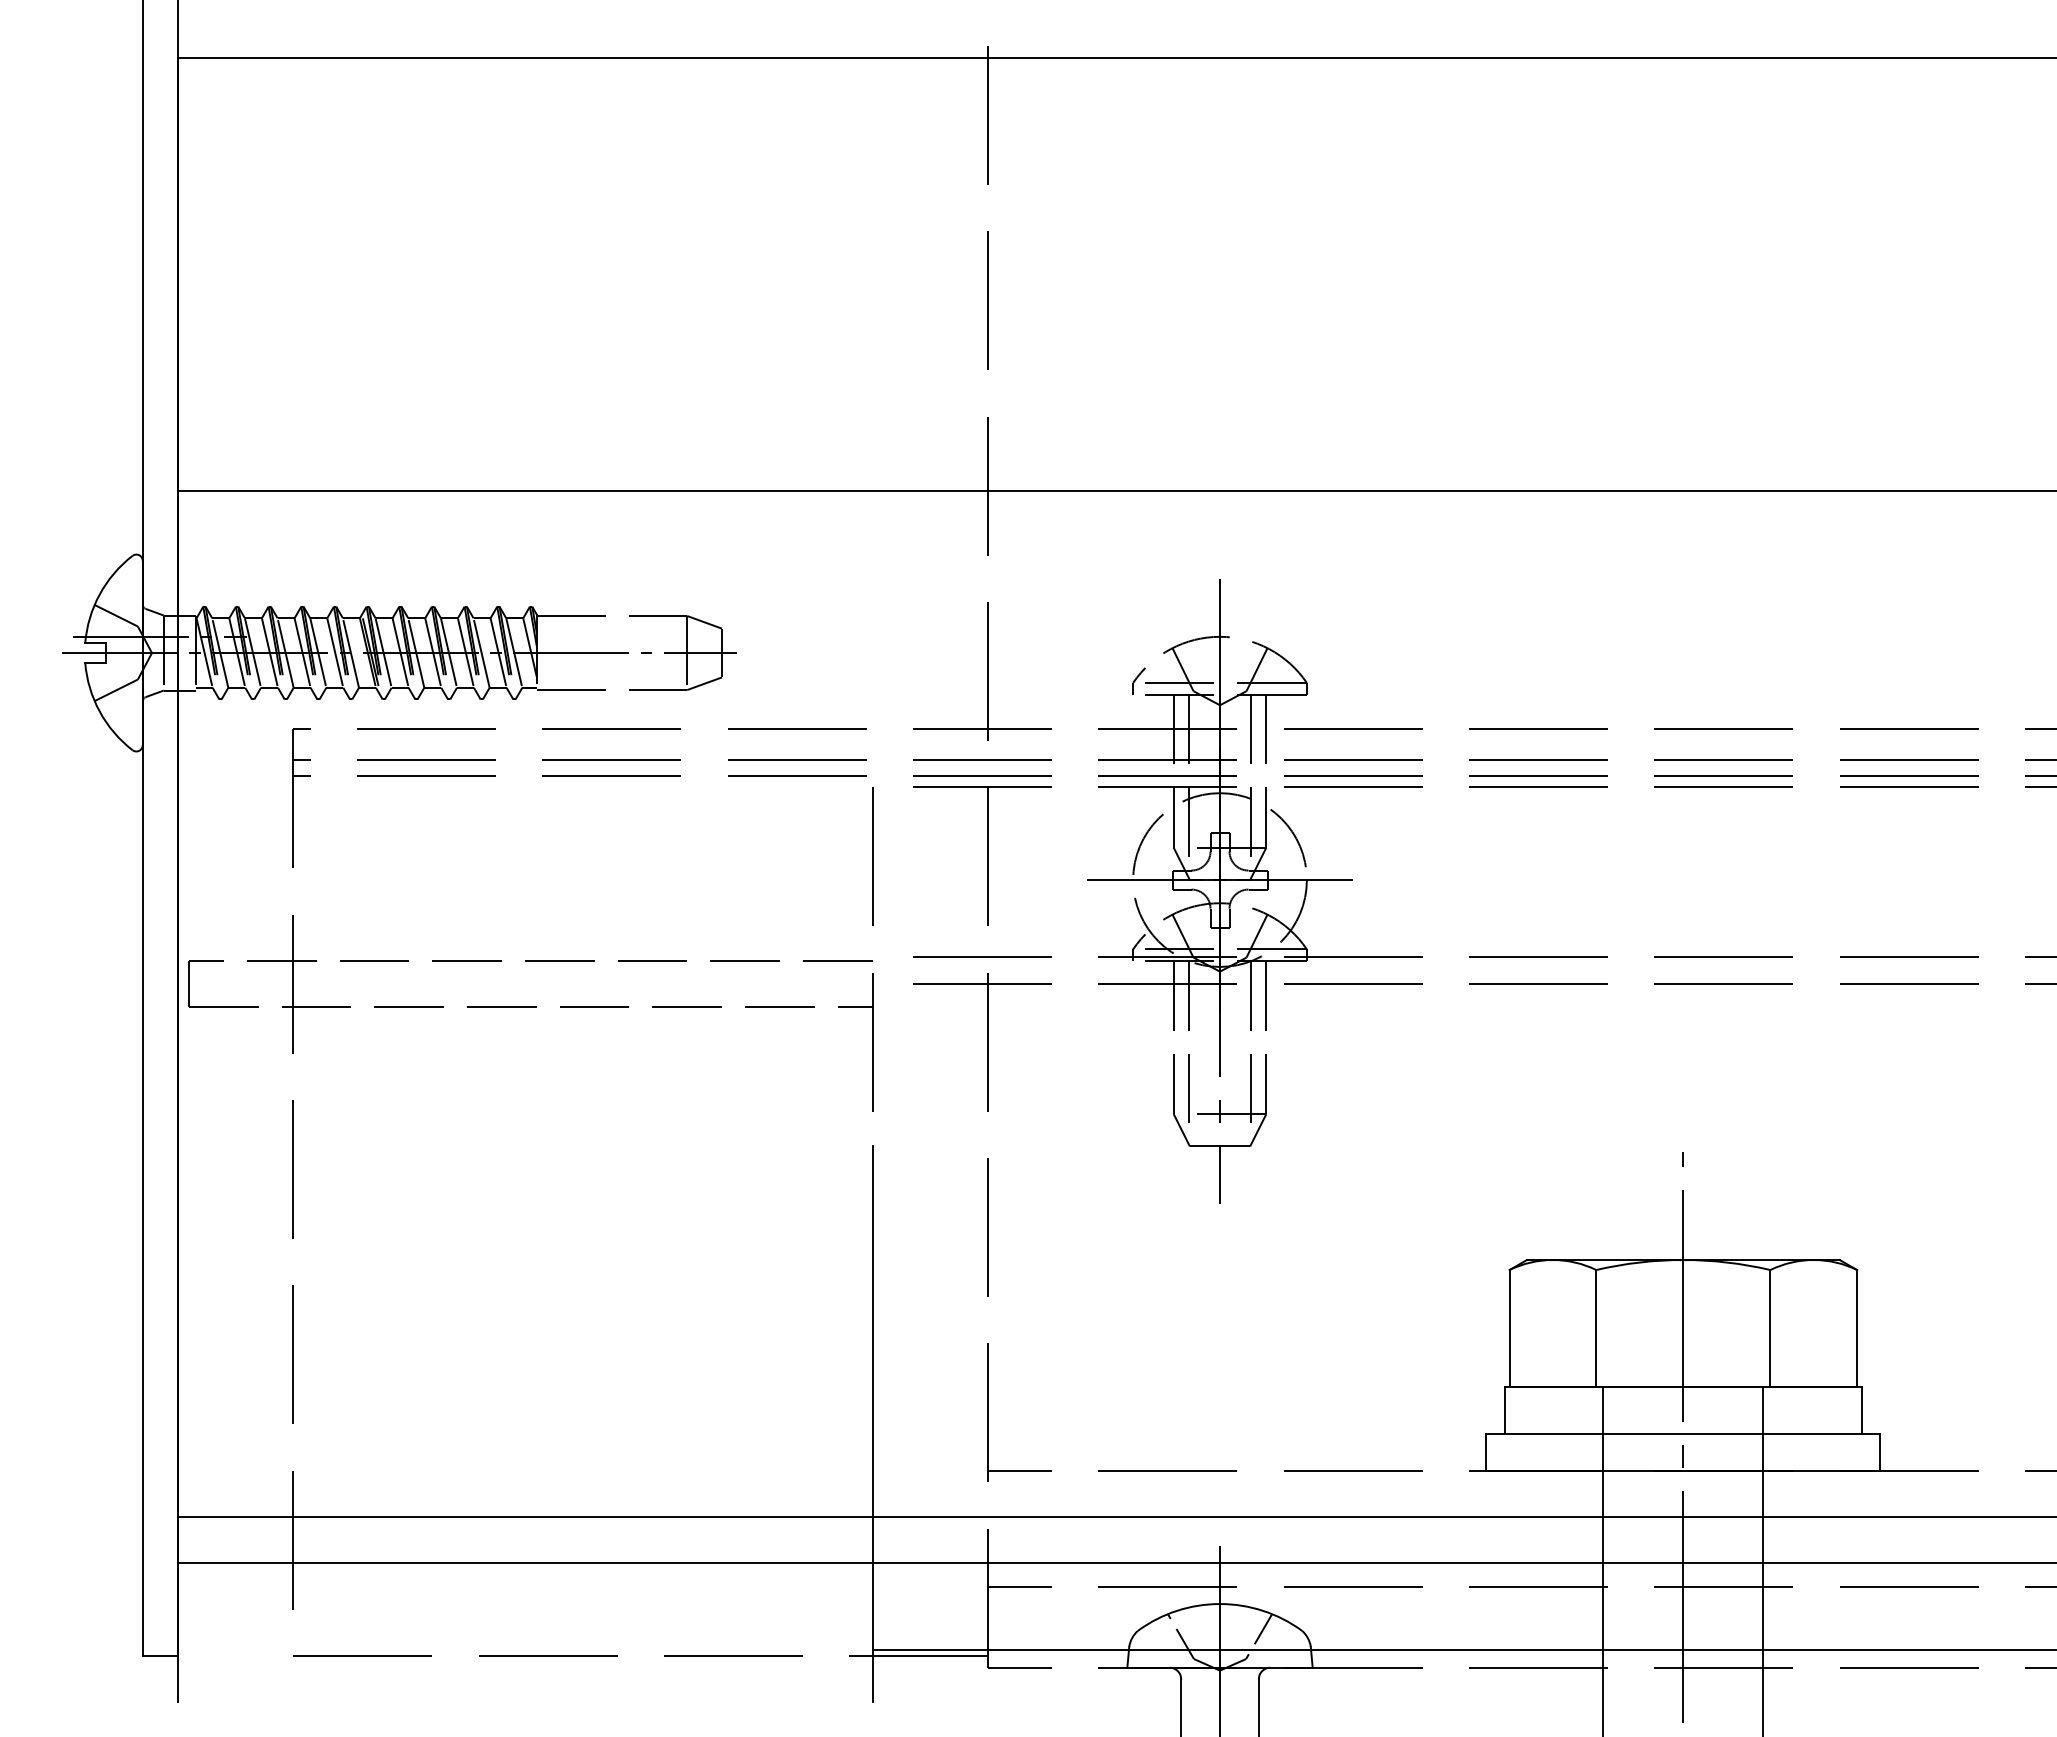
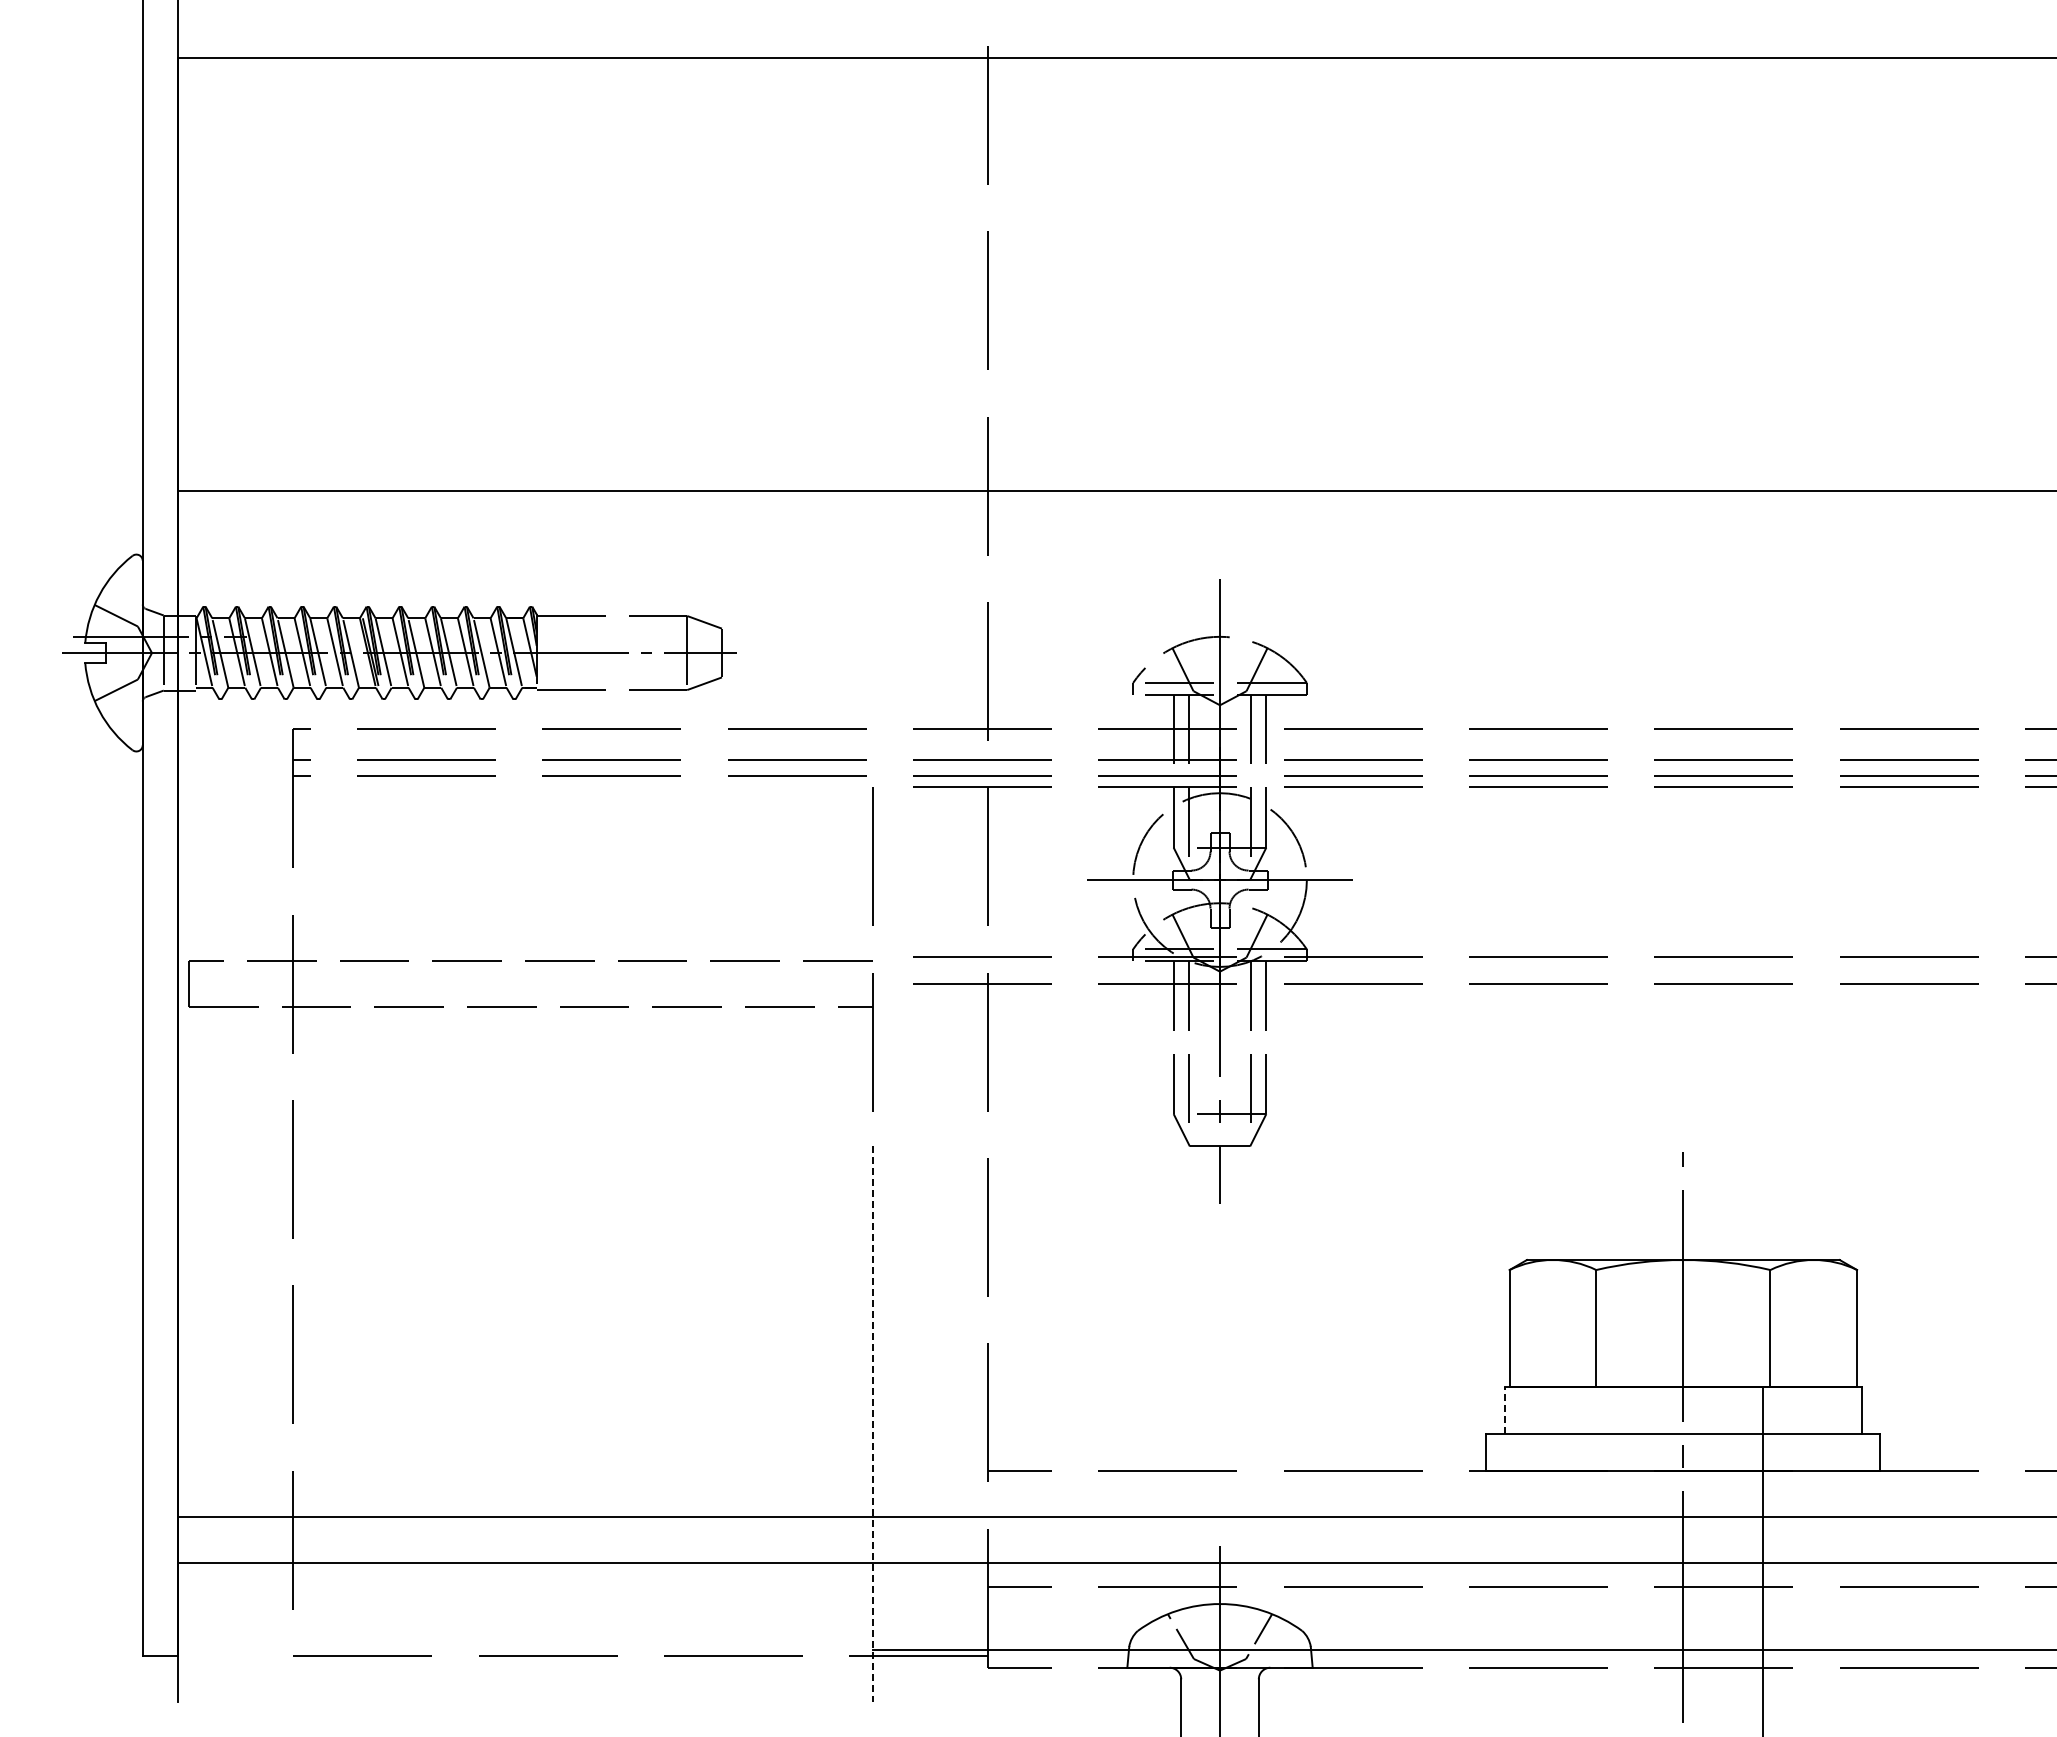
line: solid -> dashed (1504, 1410)
line: solid -> dashed (872, 1424)
line: present -> none (1603, 1560)
